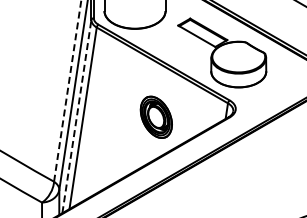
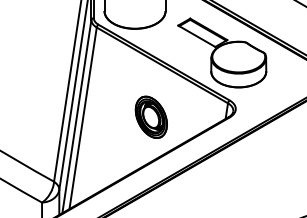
line: dashed -> solid (67, 91)
line: dashed -> solid (76, 116)
part position: (155, 116) -> (150, 116) (150, 116)
